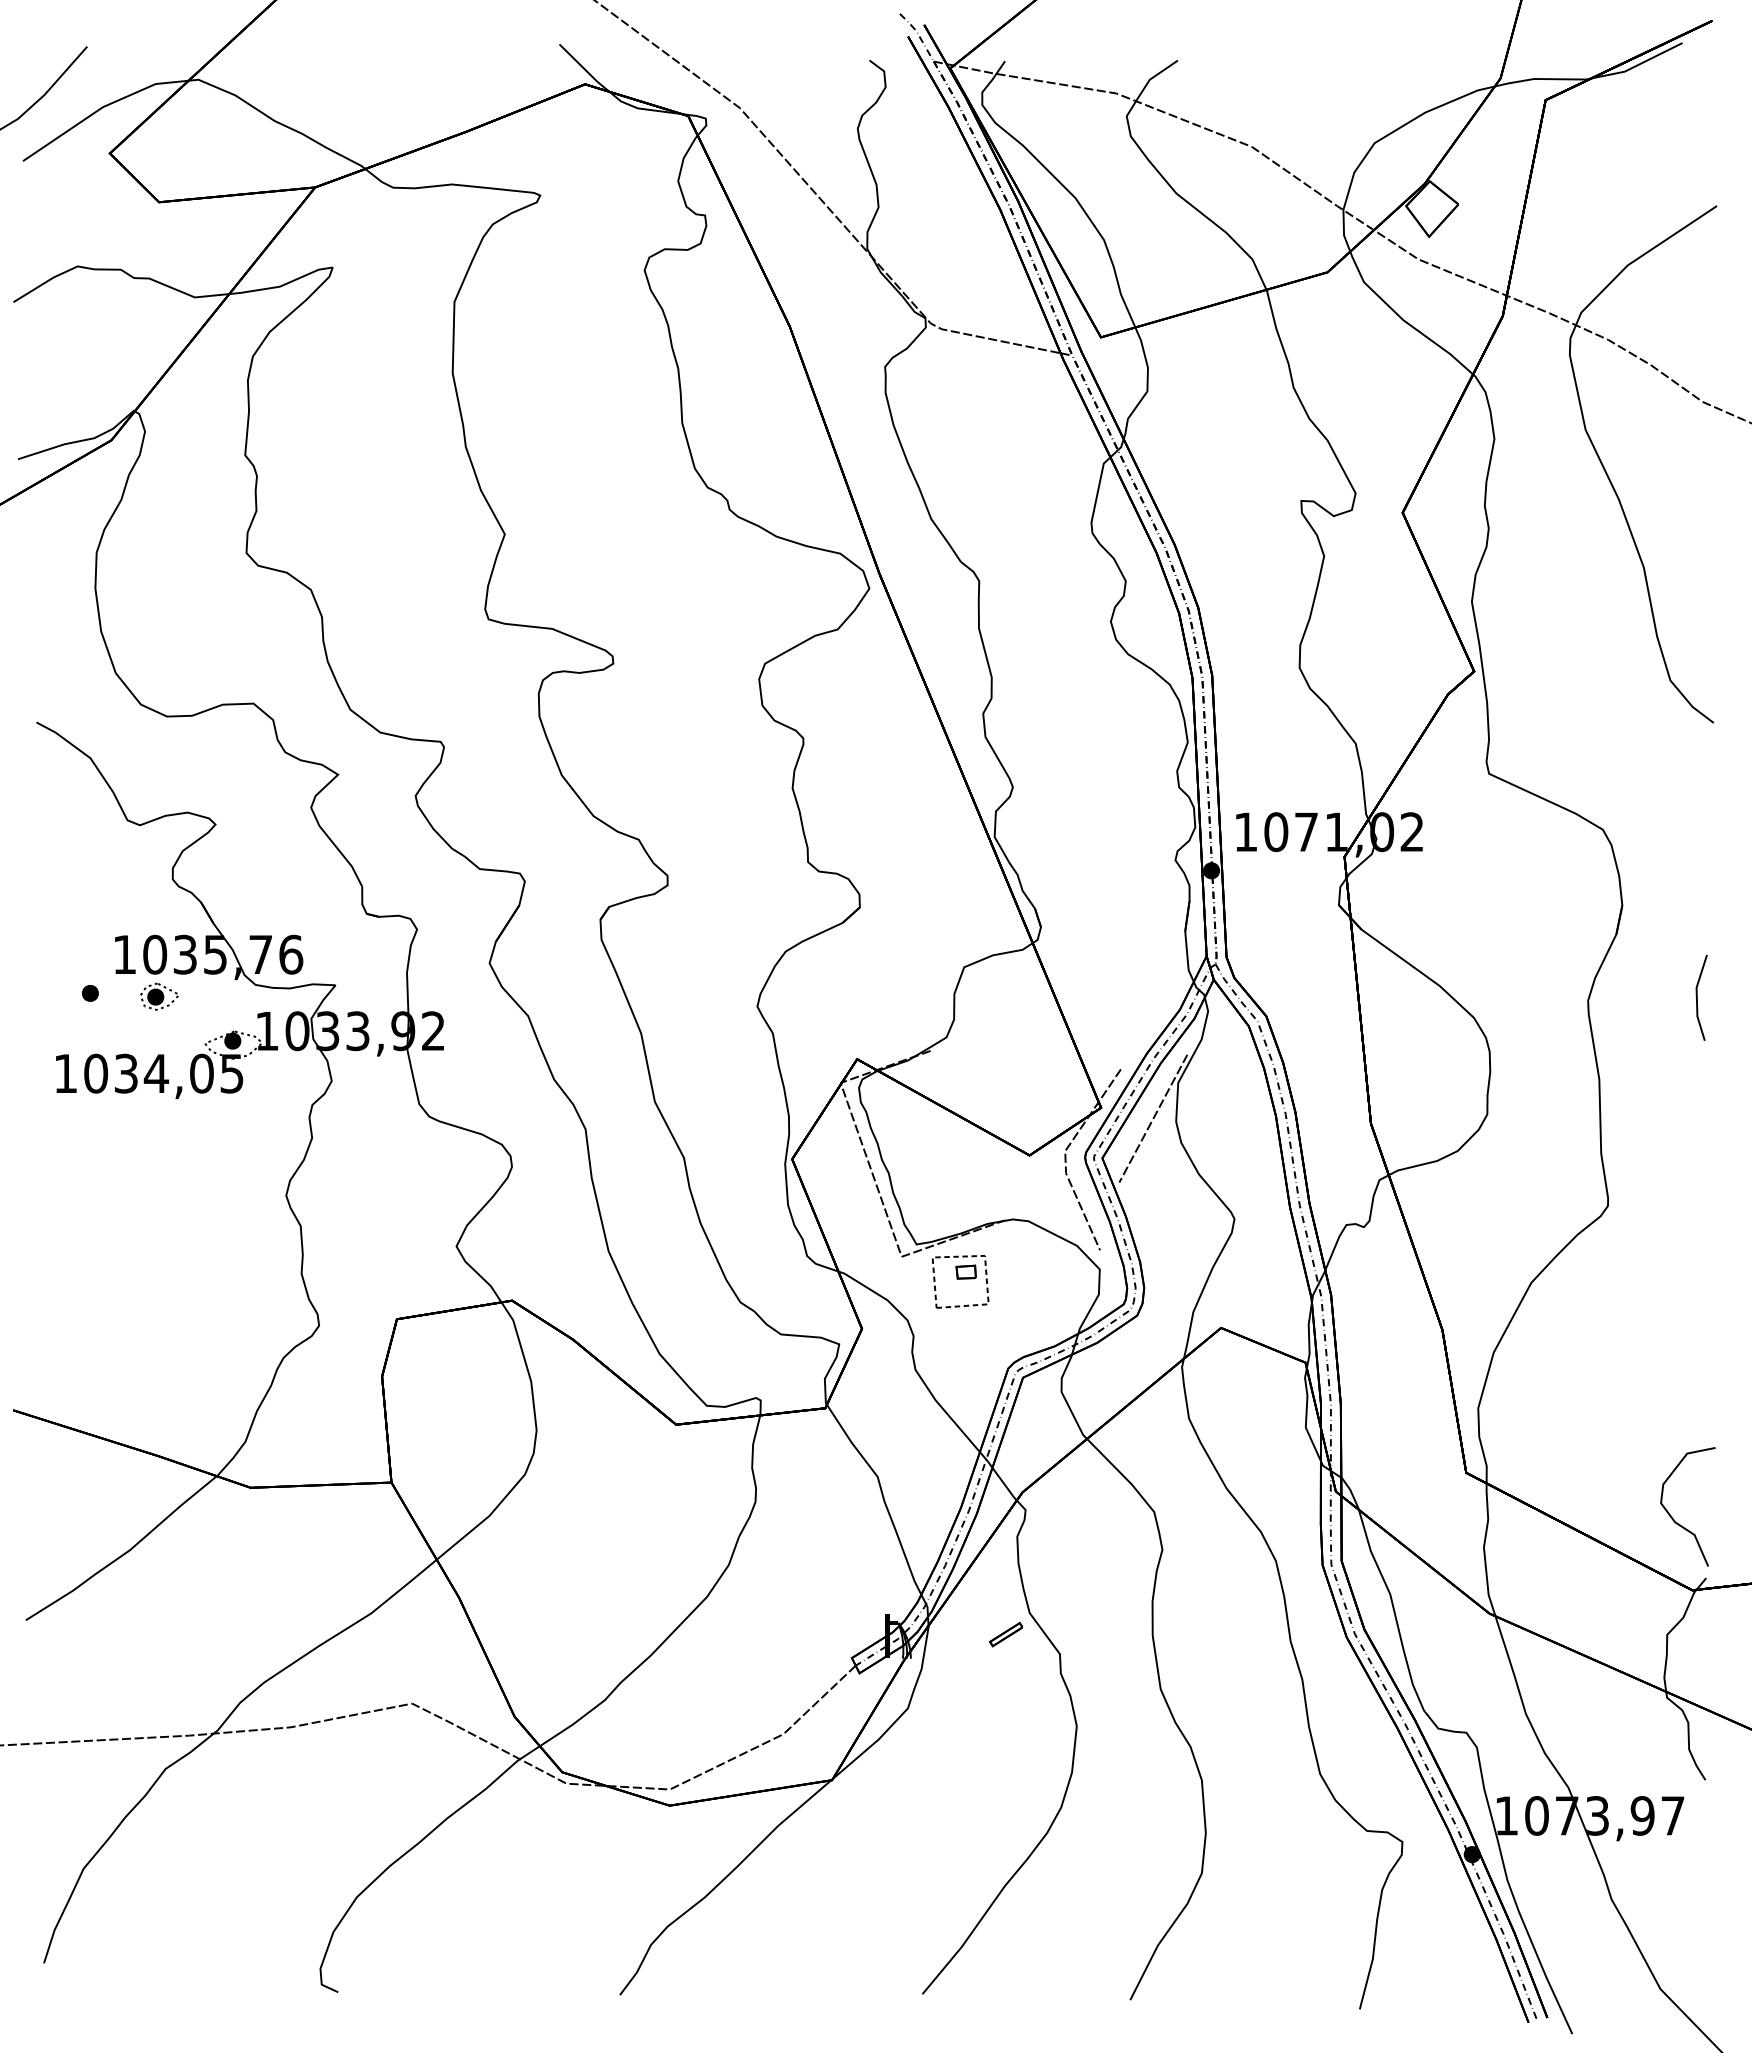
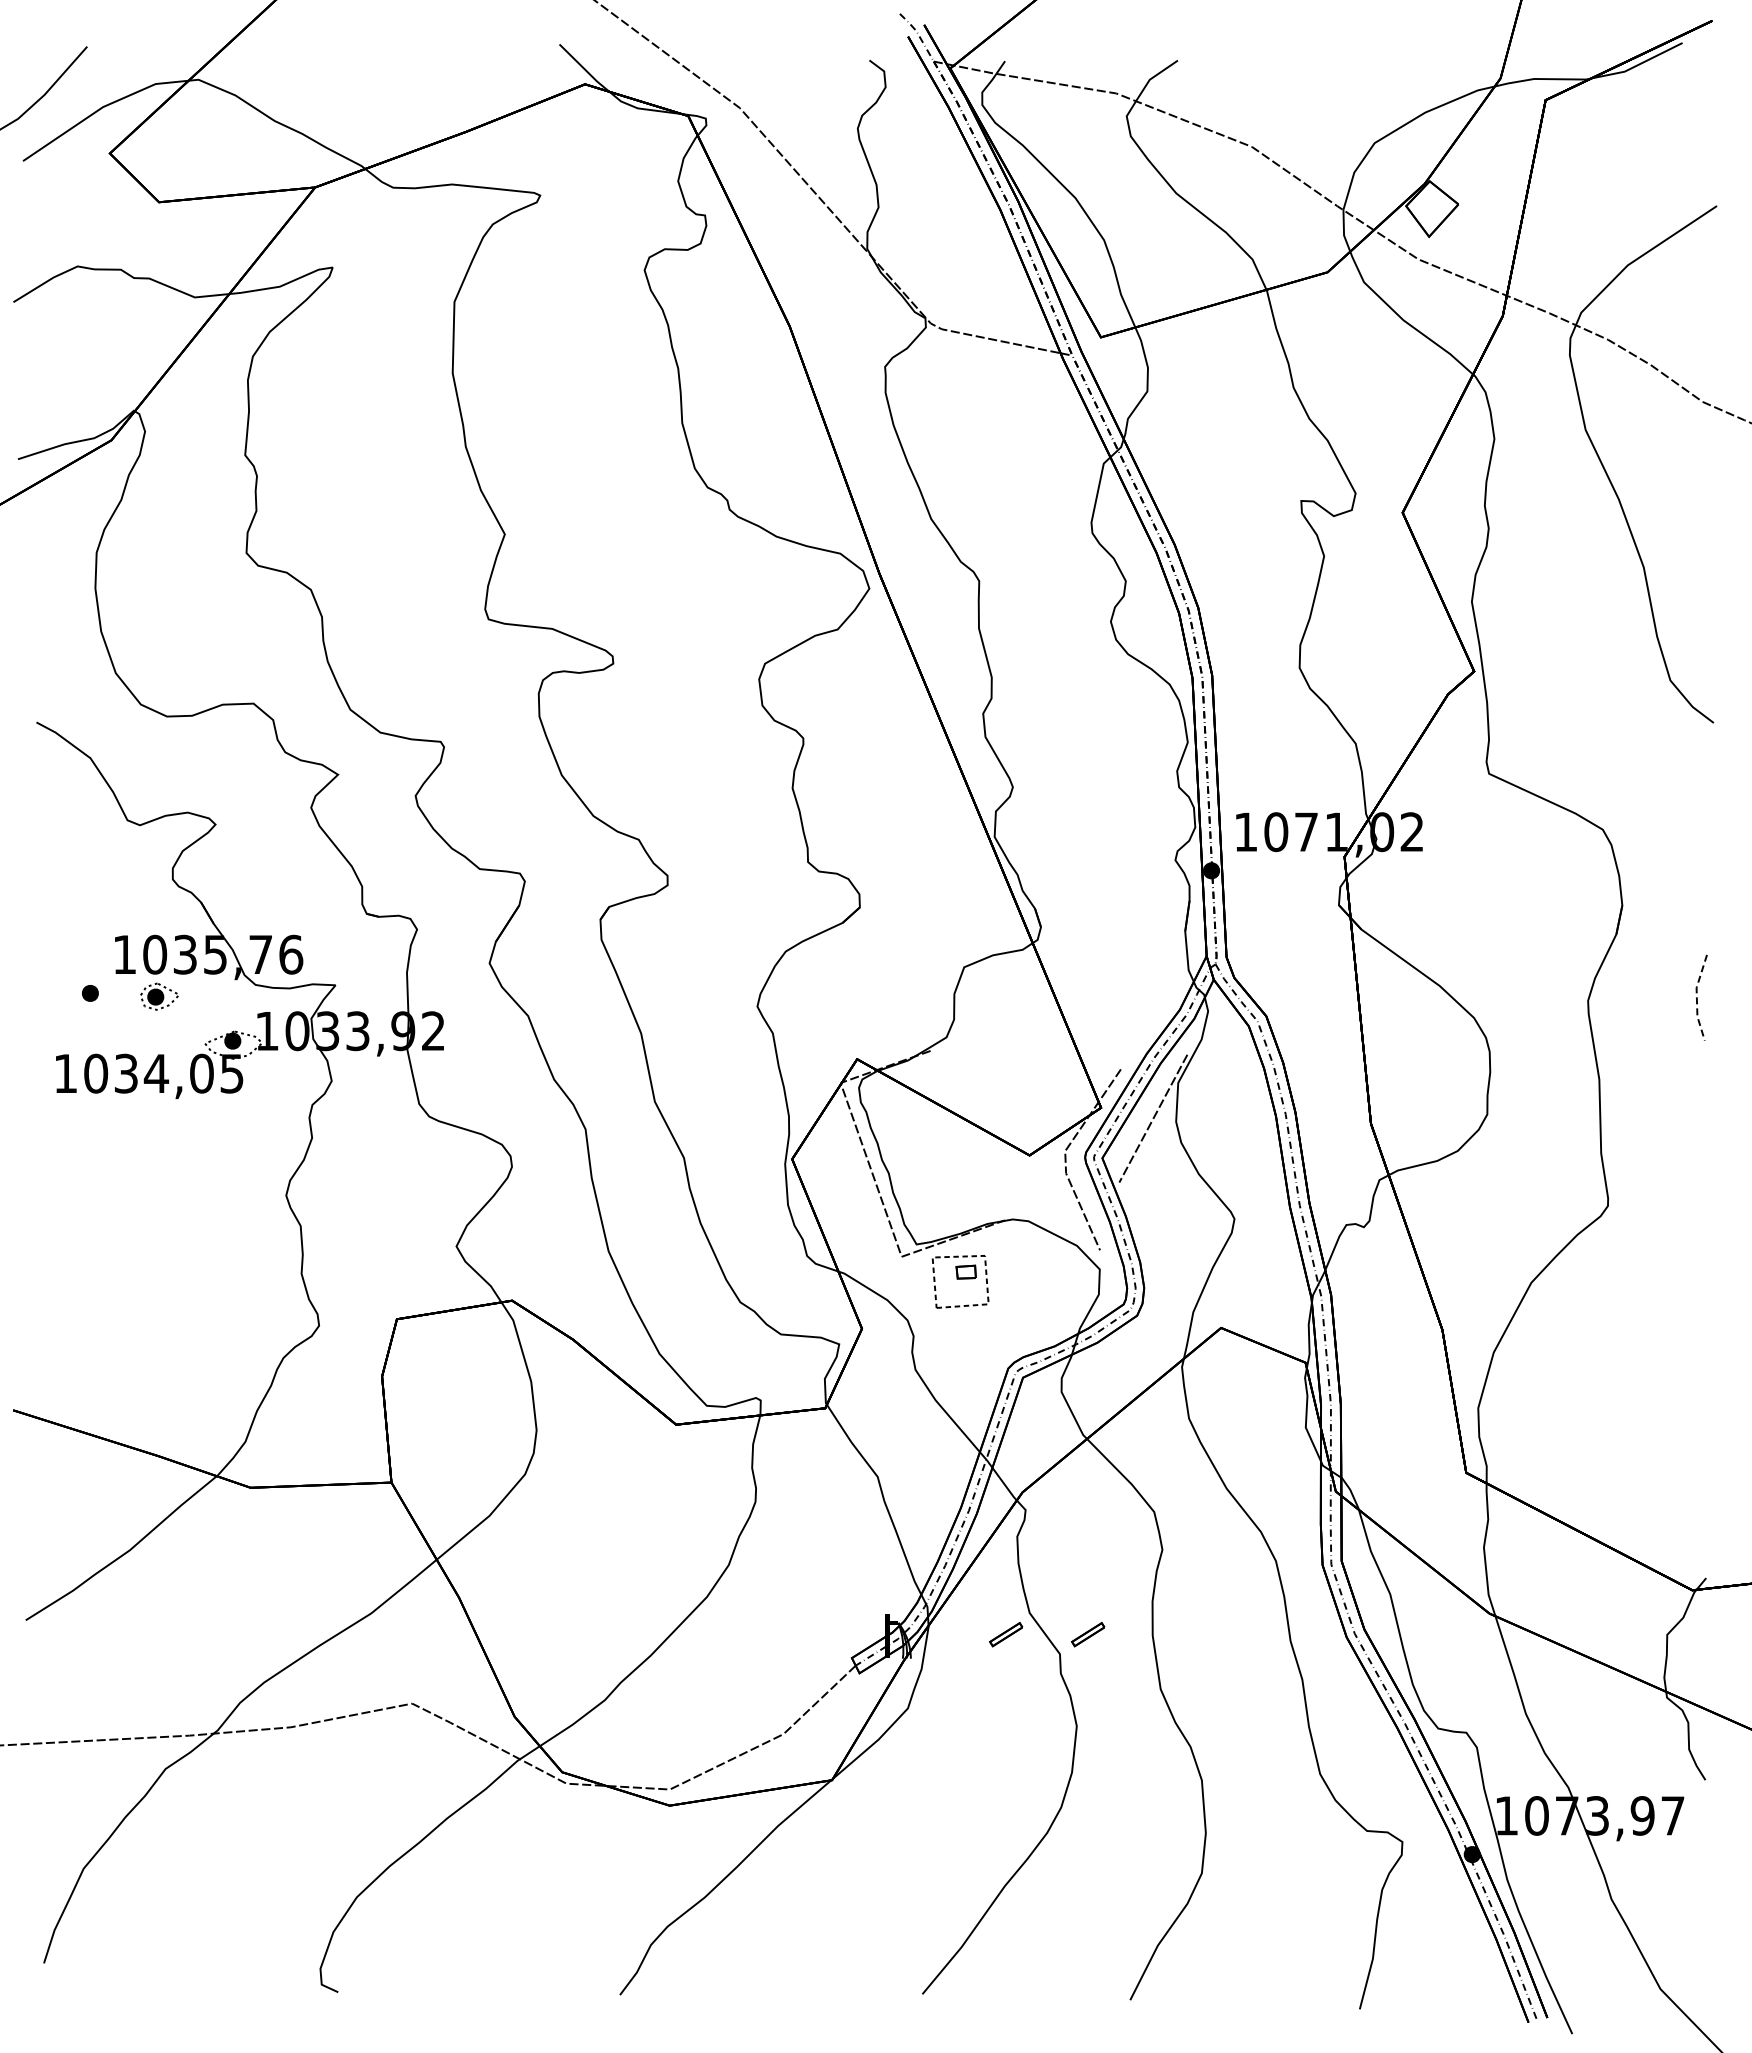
line: solid -> dashed (1696, 997)
curve: present -> none (1671, 1515)
part: none -> present (1088, 1634)
